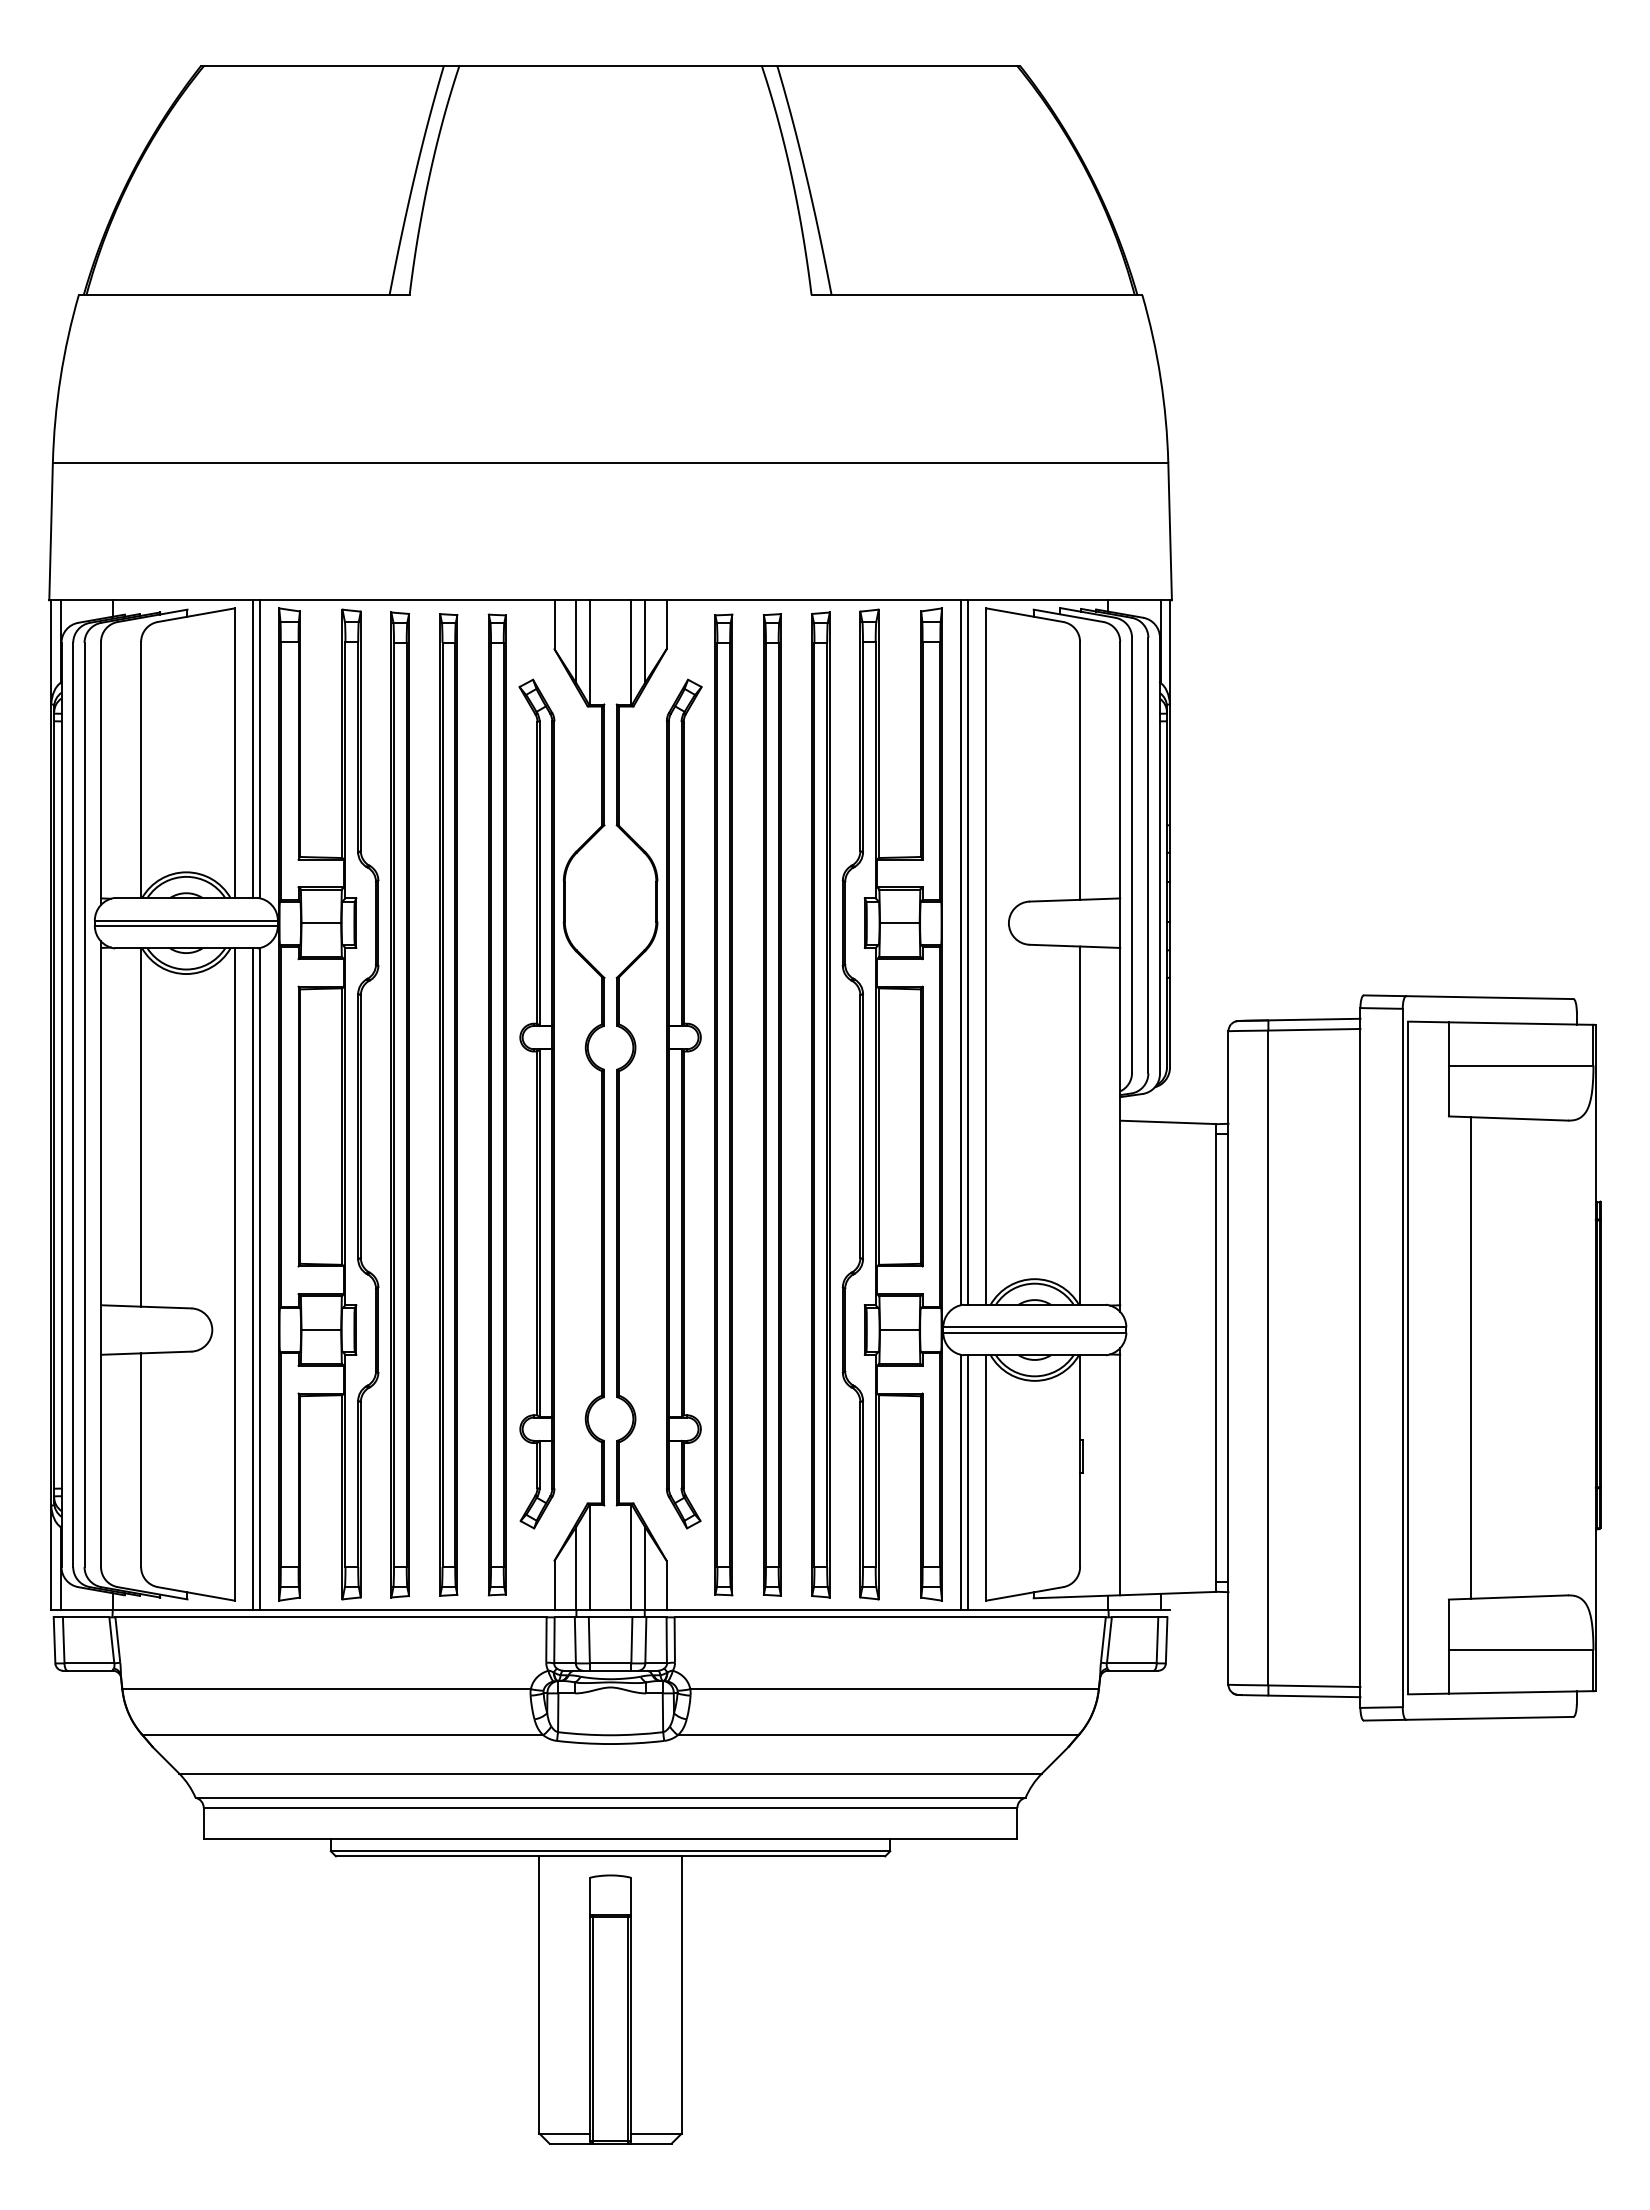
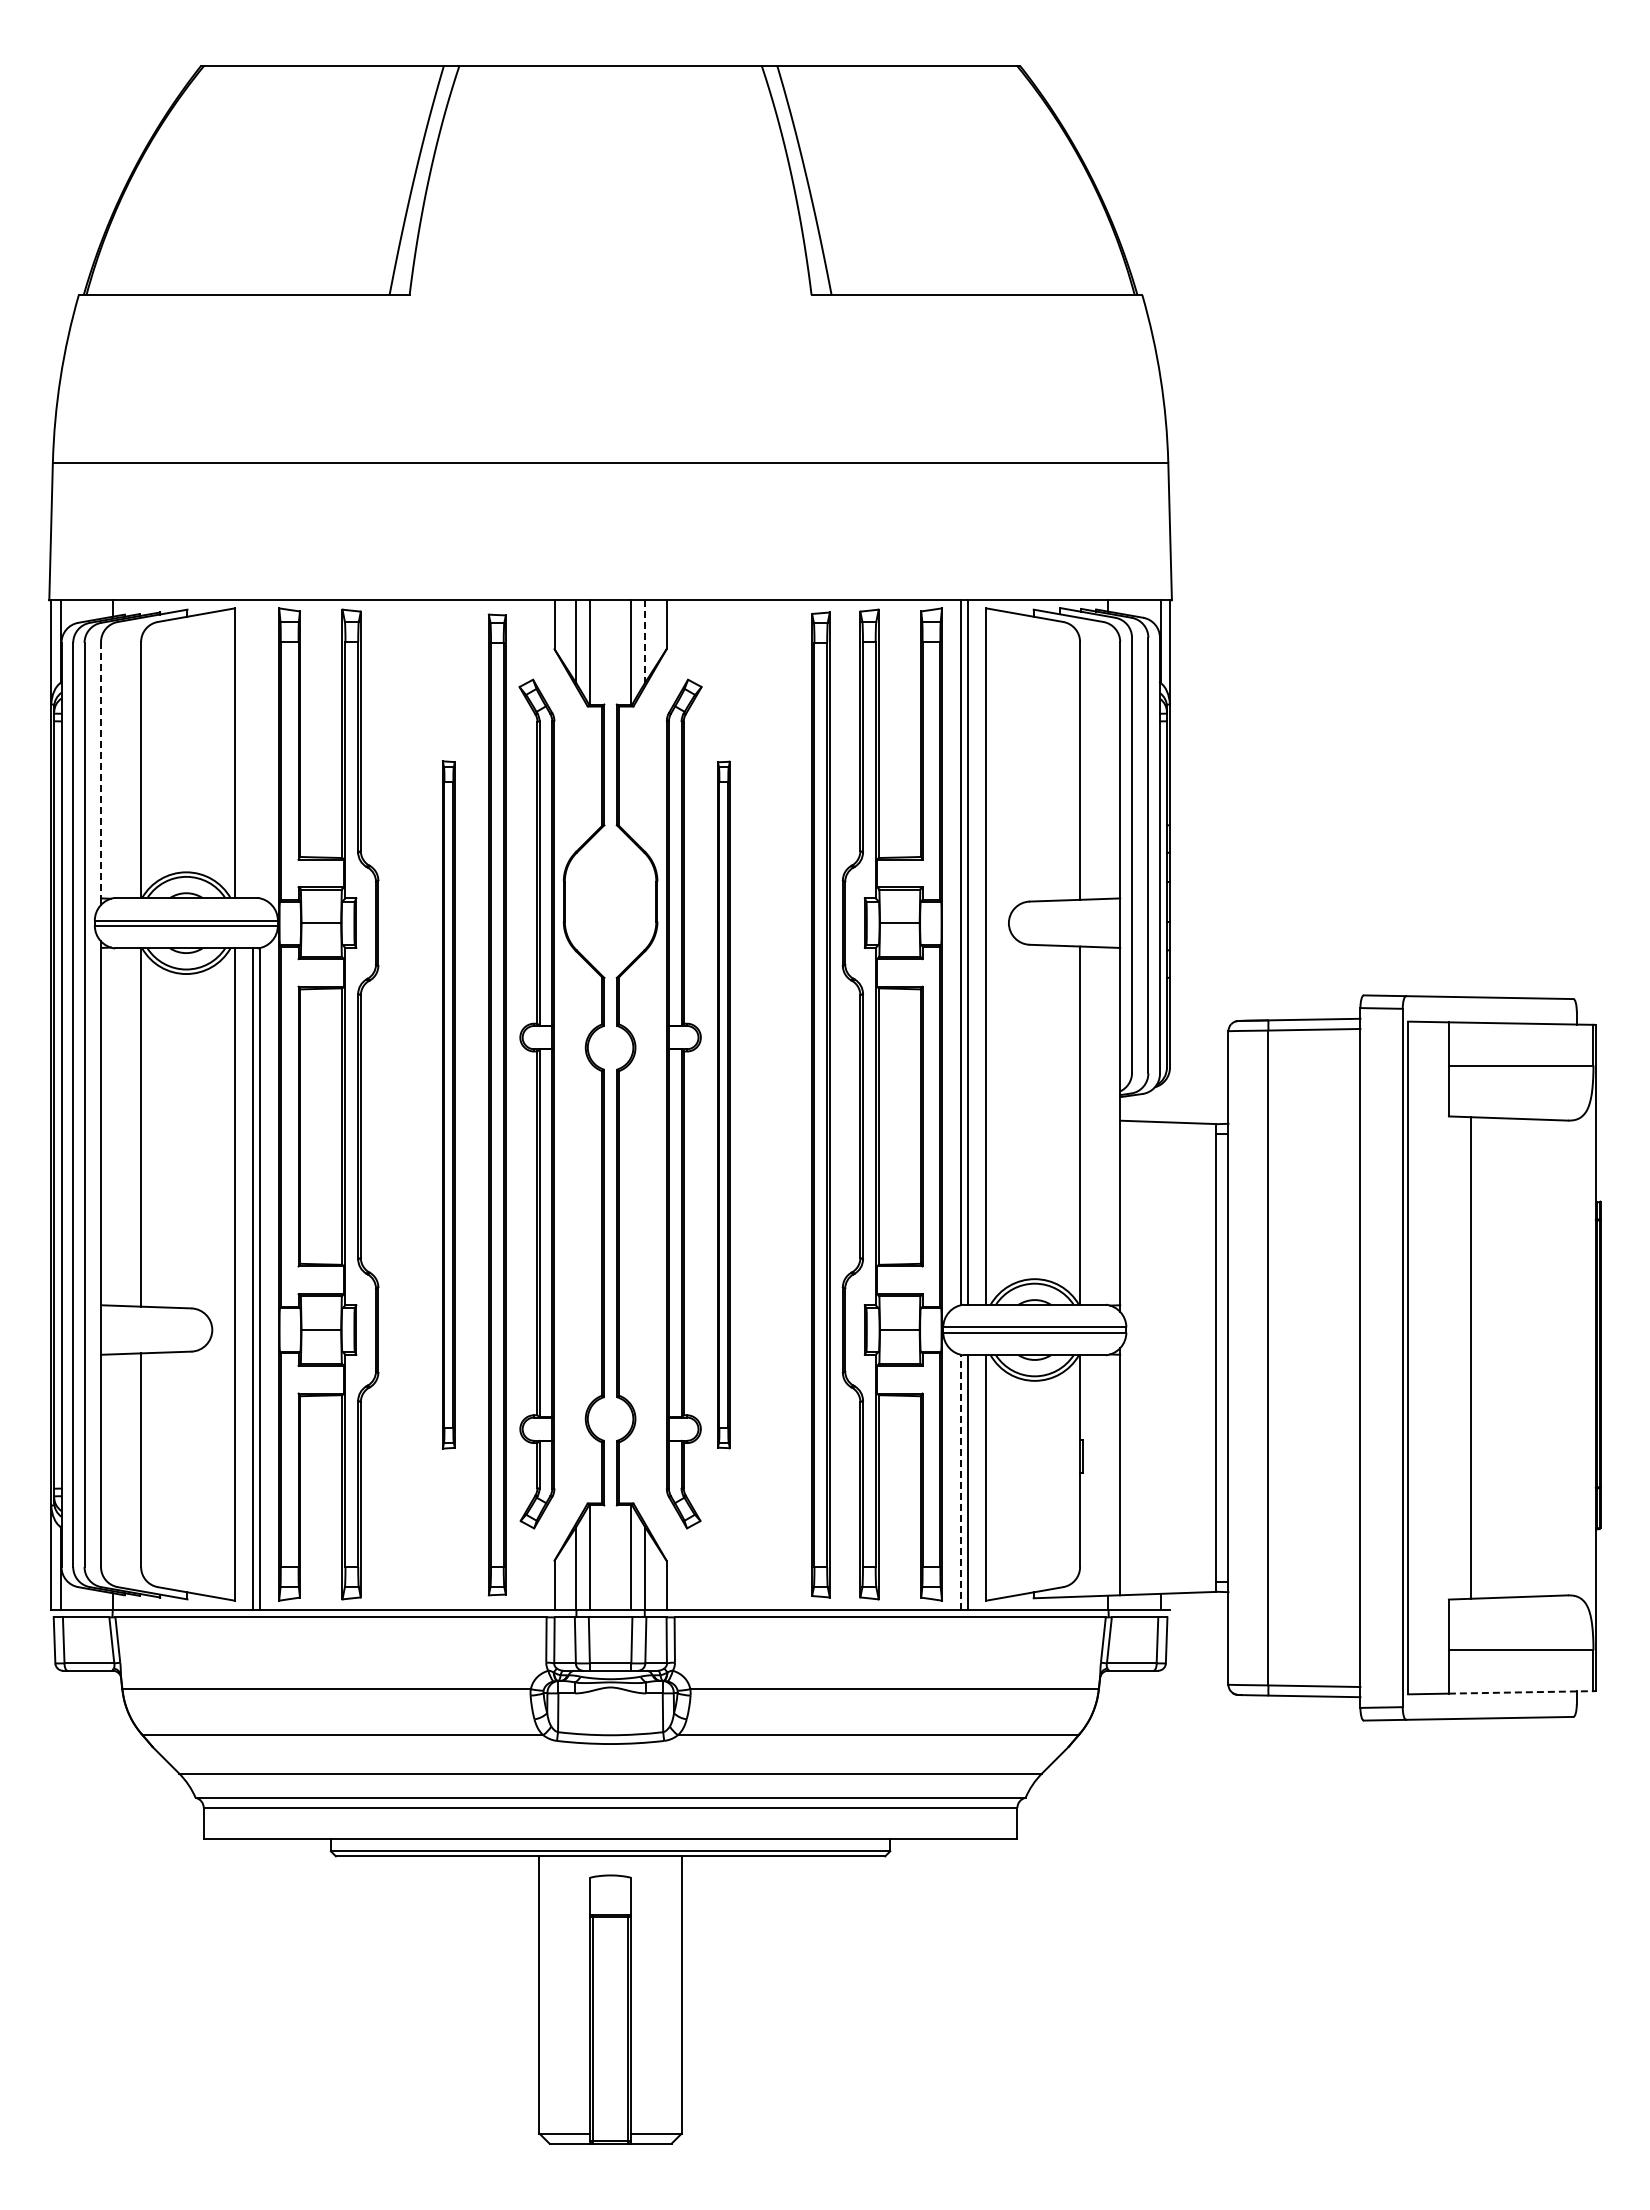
line: solid -> dashed (645, 642)
line: present -> none (252, 748)
line: present -> none (260, 749)
line: solid -> dashed (101, 770)
part: present -> none (400, 1104)
part size: 20x984 px -> 14x690 px (448, 1104)
part size: 20x984 px -> 14x690 px (723, 1104)
part: present -> none (771, 1104)
line: solid -> dashed (961, 1481)
line: solid -> dashed (1521, 1692)
